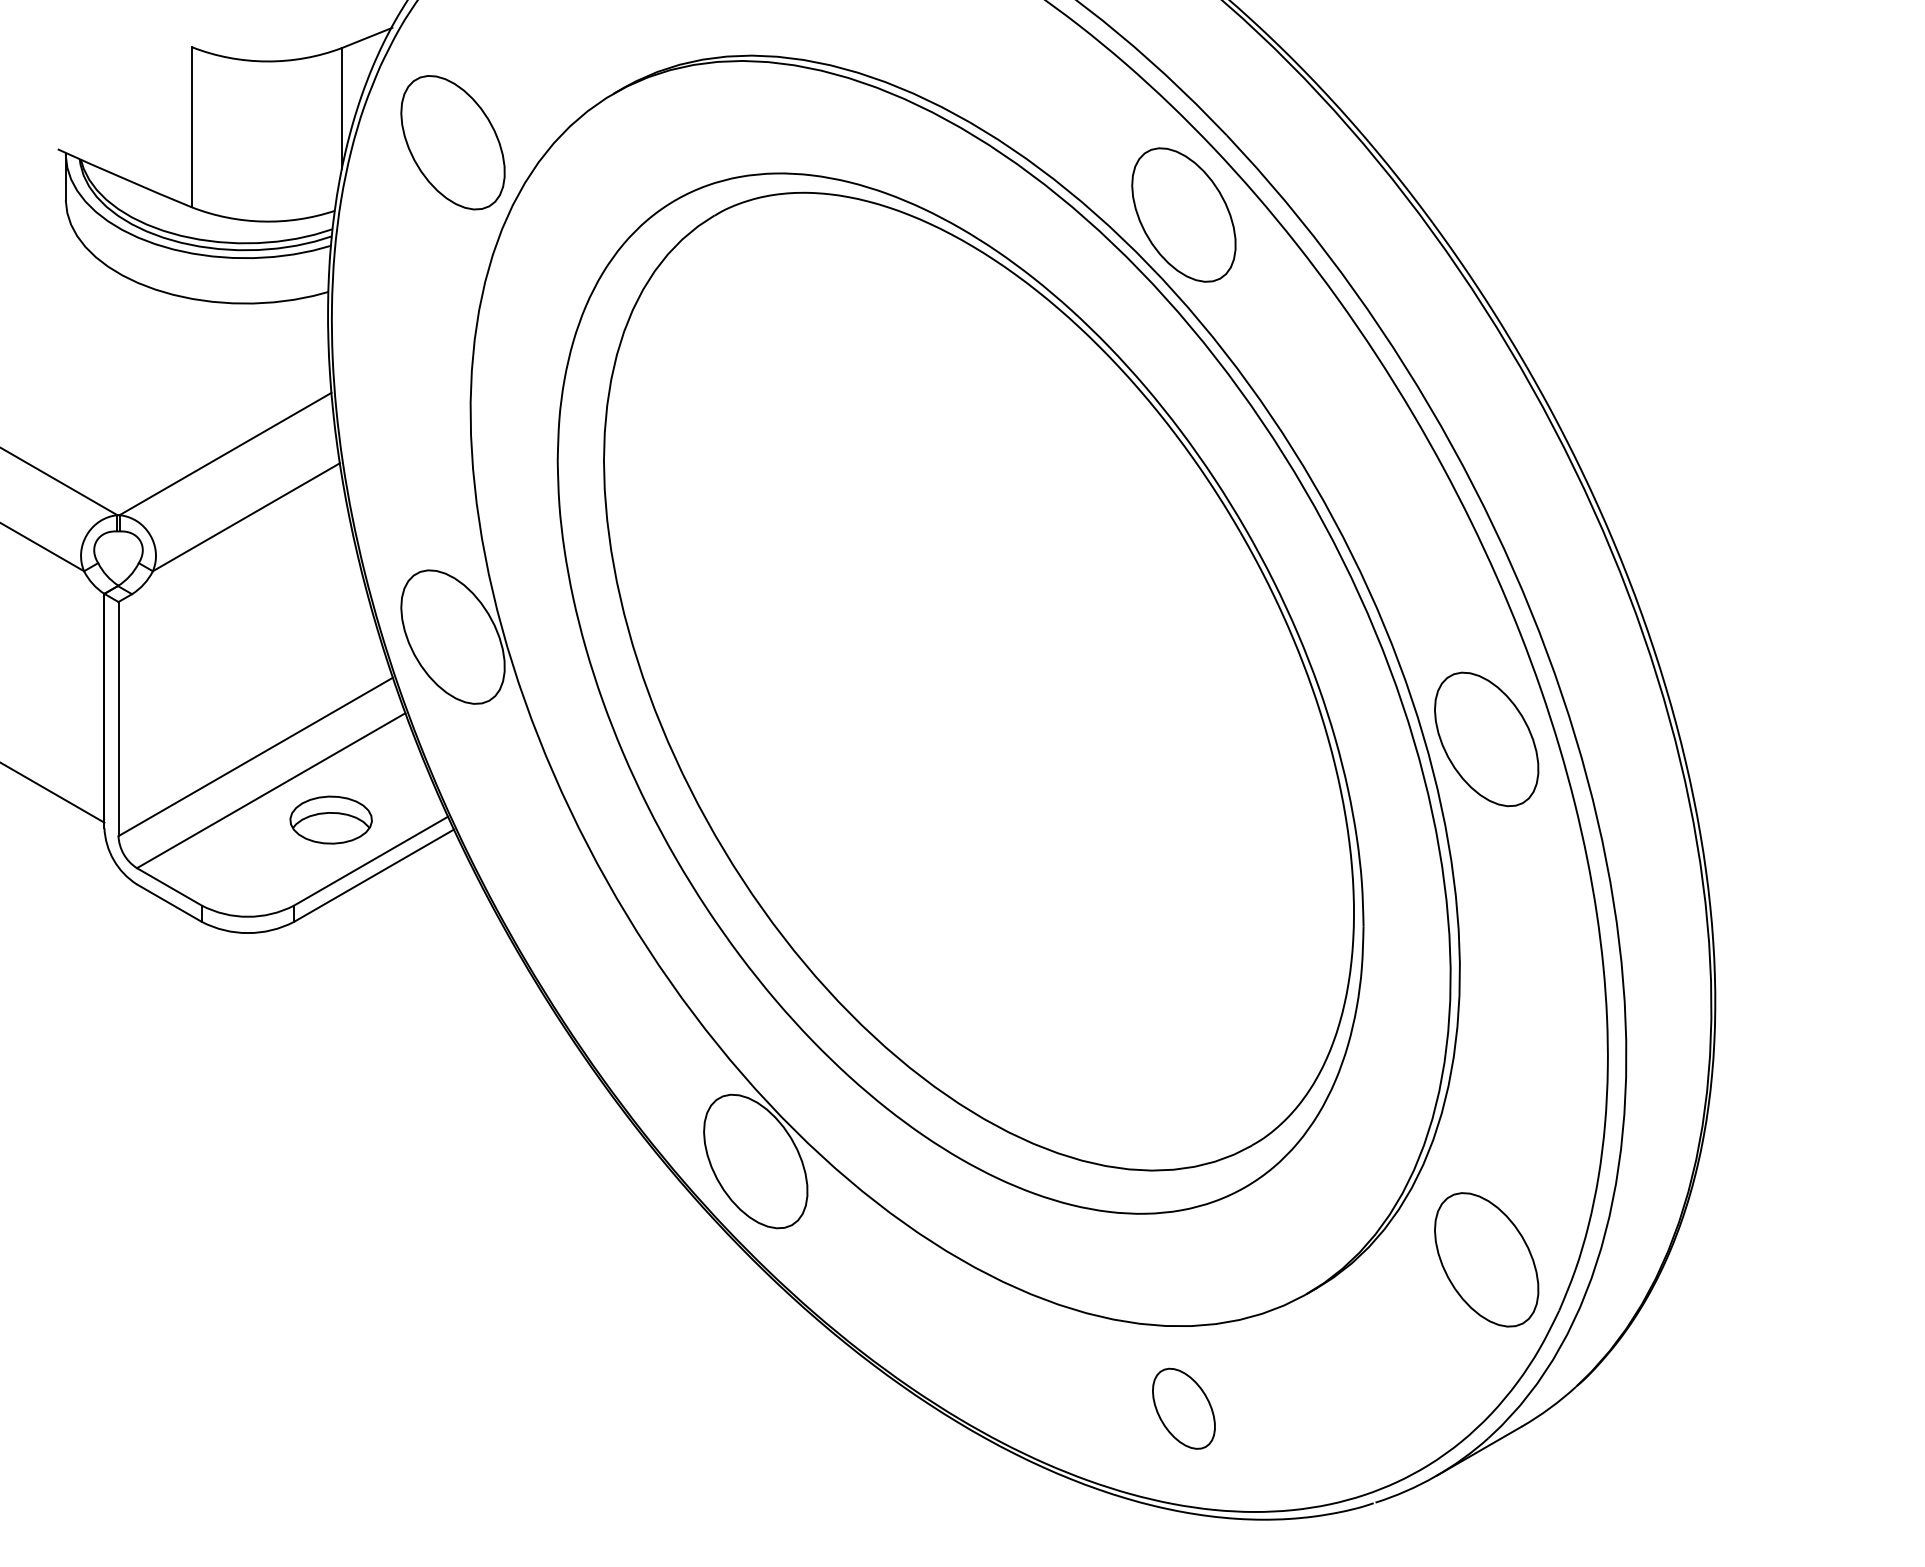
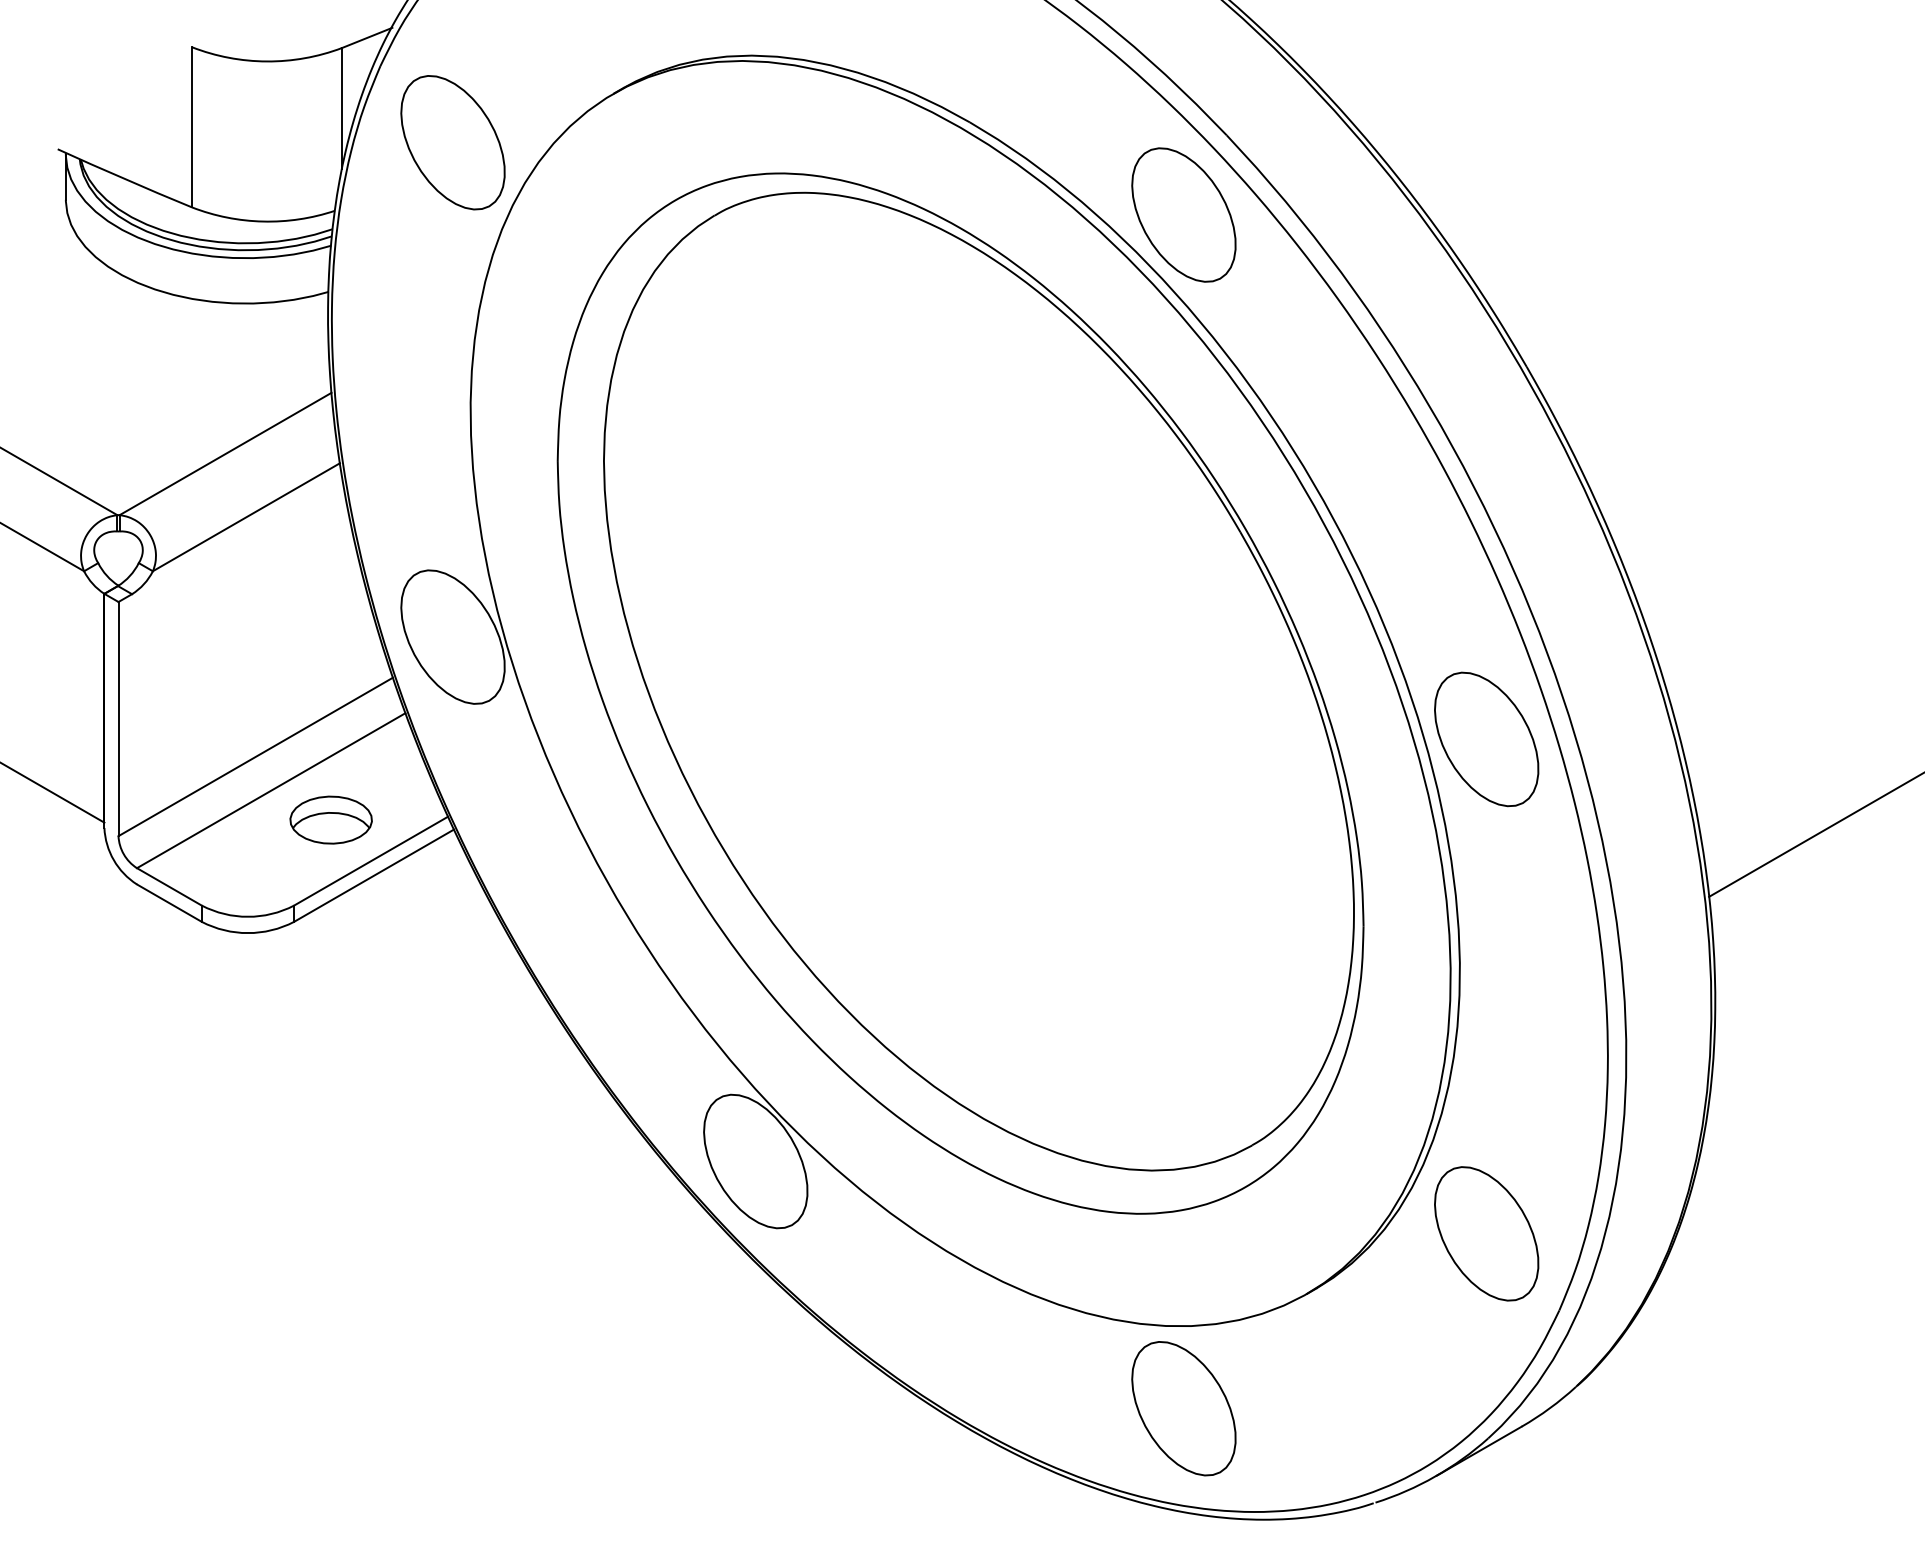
line: none -> present (1815, 835)
part position: (1486, 1259) -> (1486, 1233) (1486, 1233)
part size: 64x83 px -> 106x136 px (1183, 1408)
